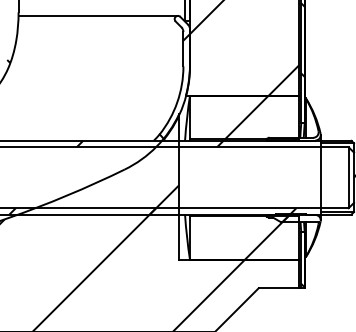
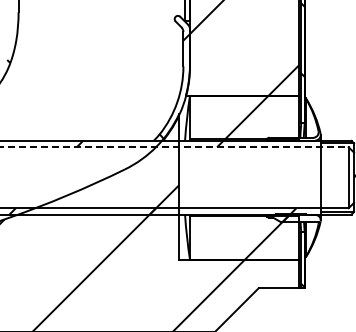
line: present -> none (97, 15)
line: solid -> dashed (174, 147)
